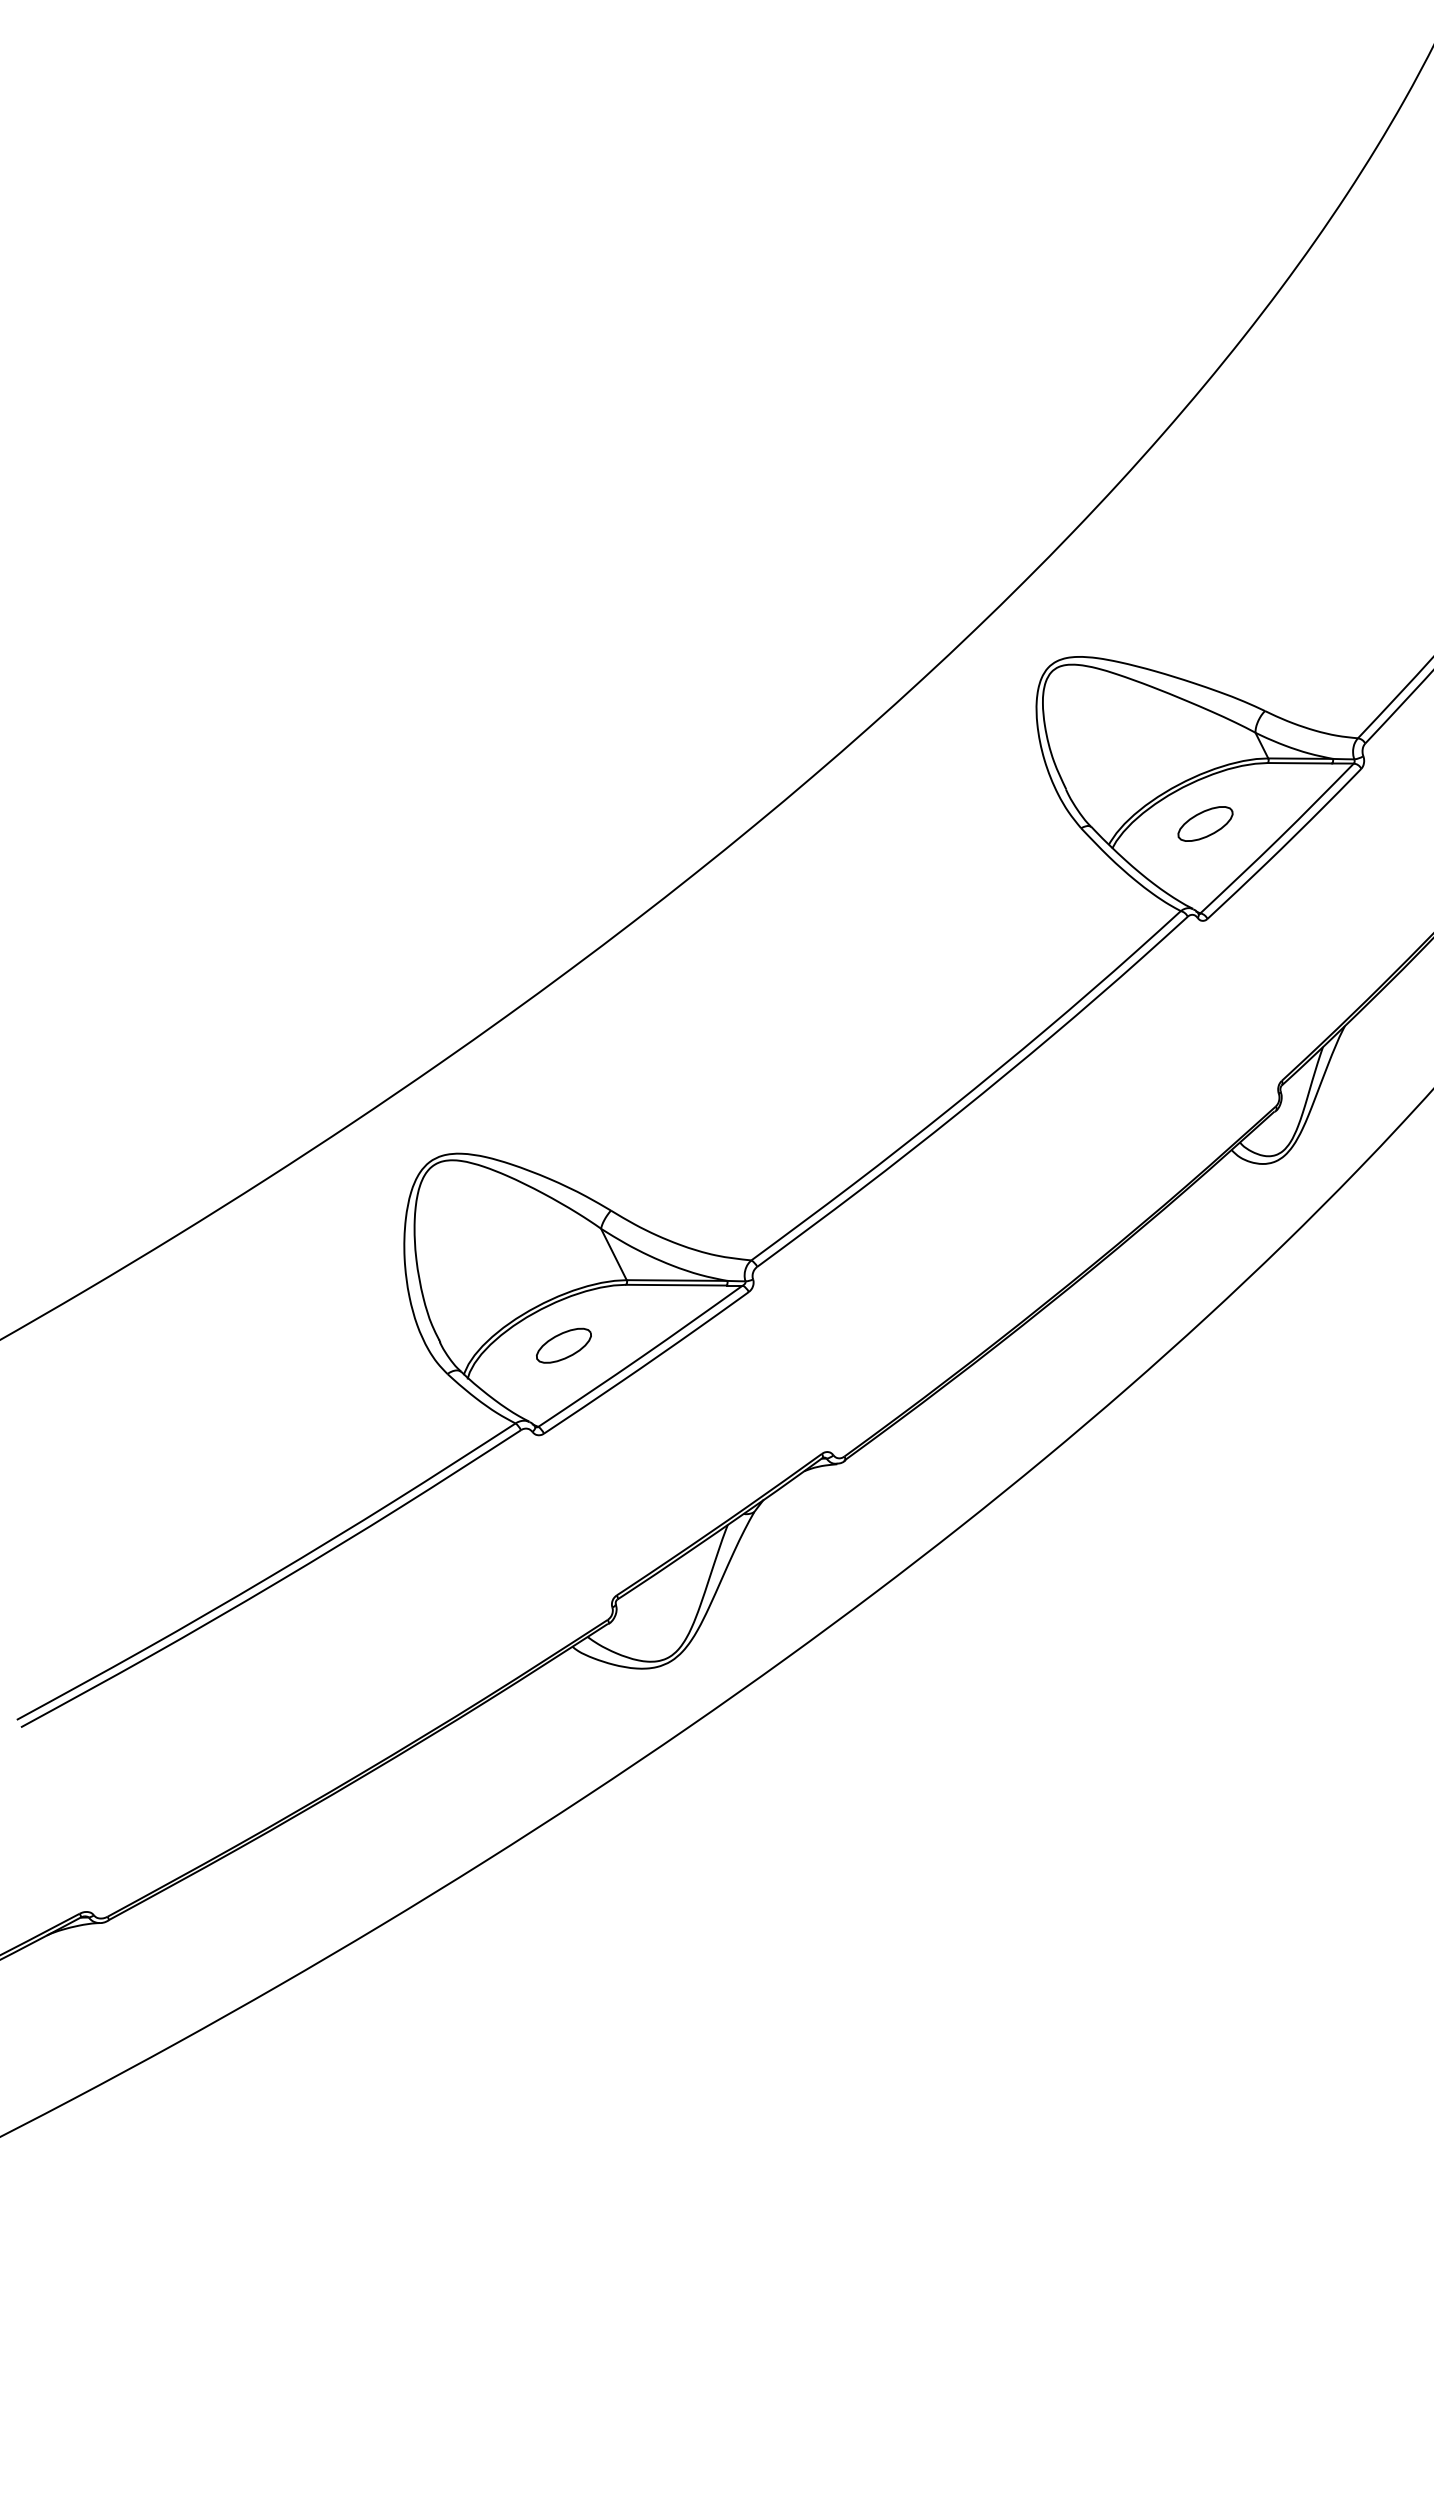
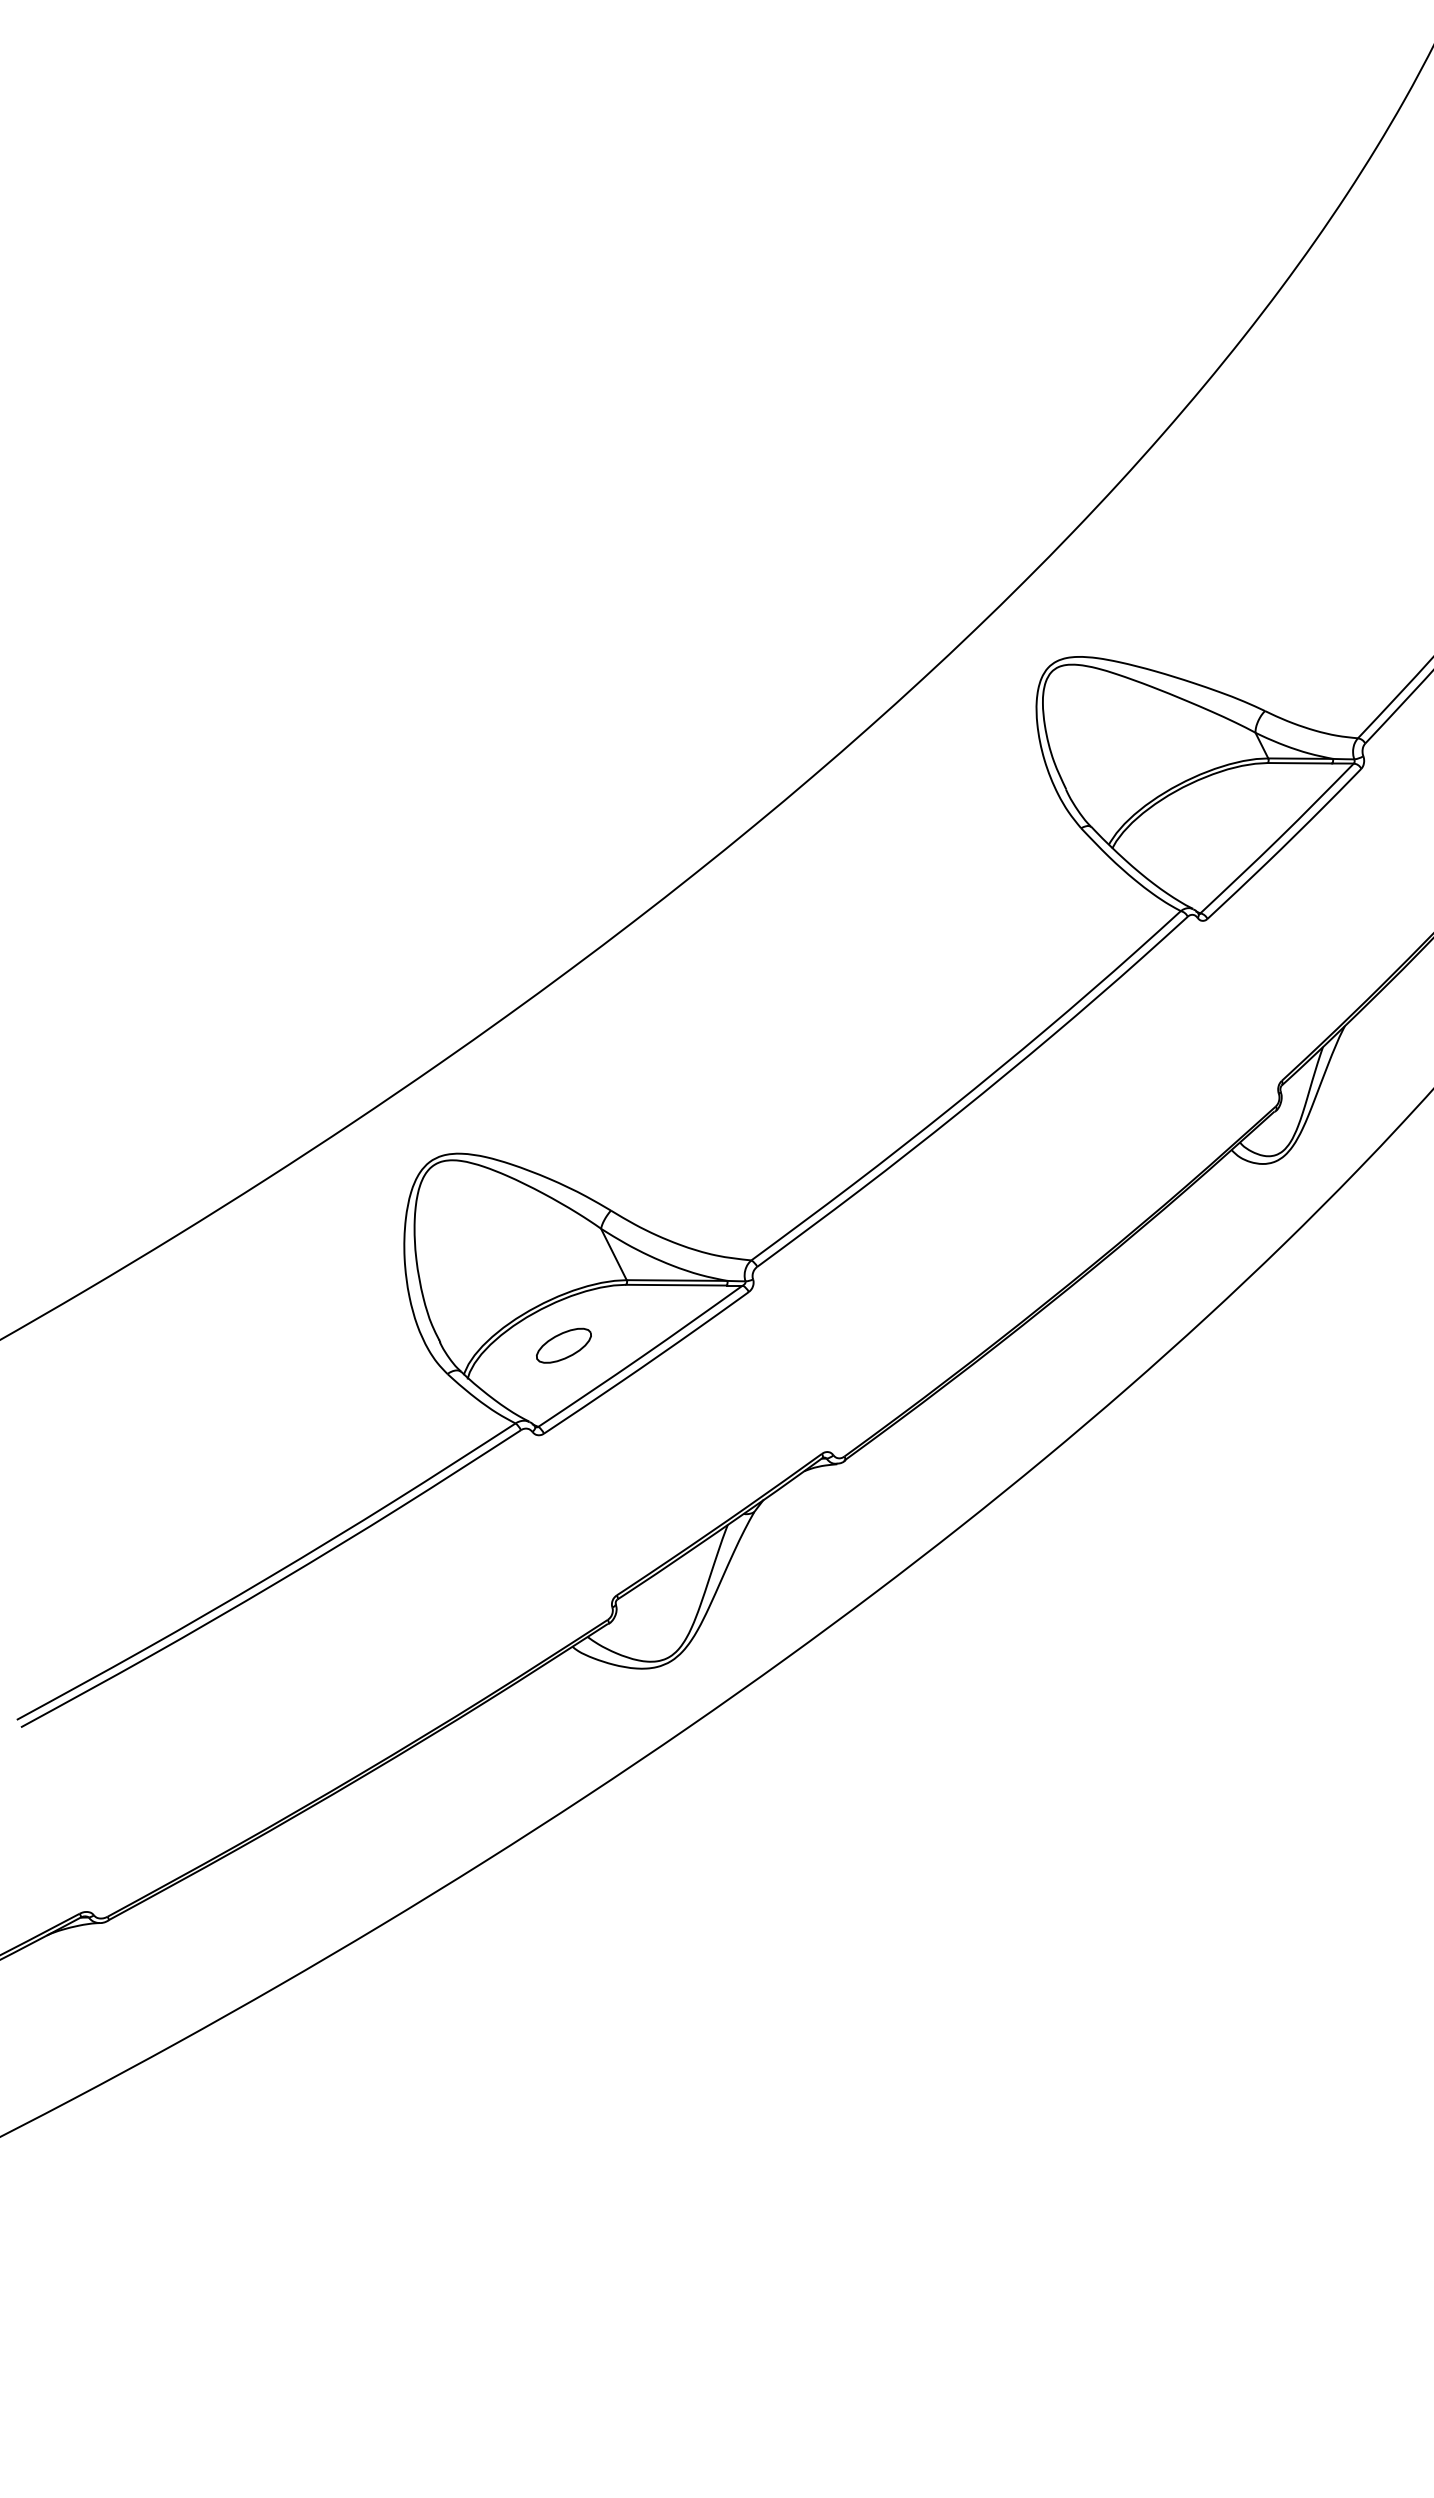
part: present -> none (1205, 823)
